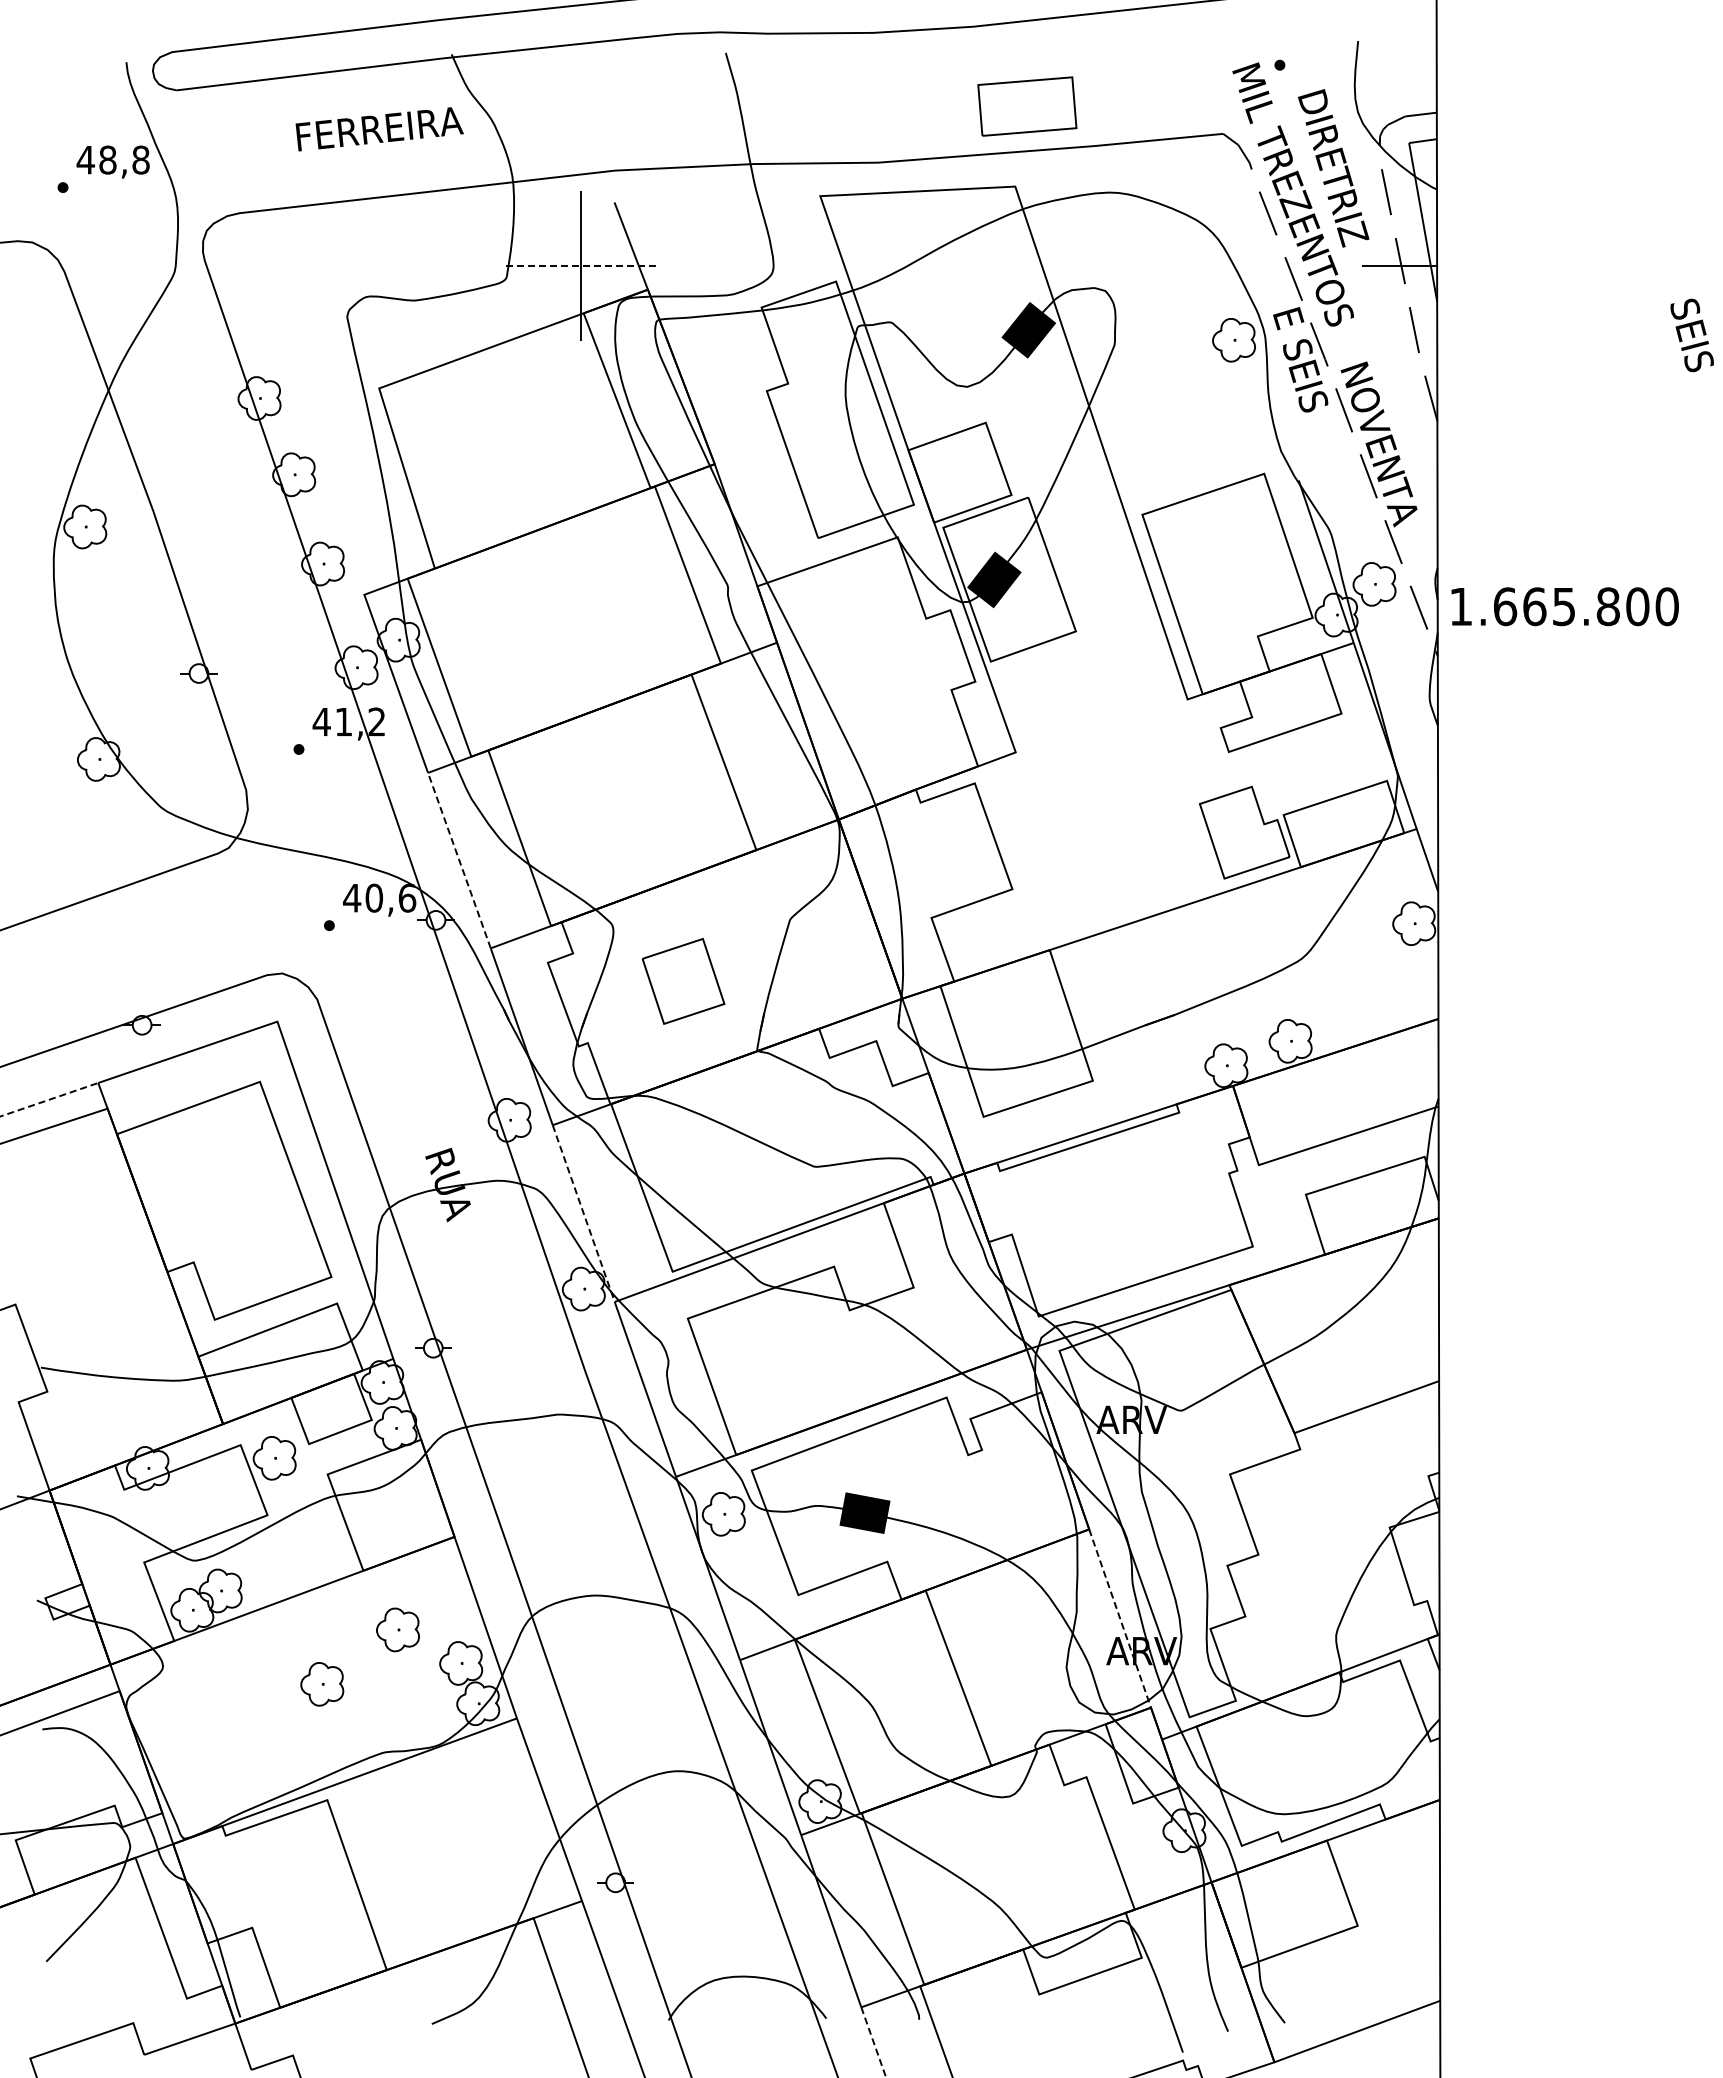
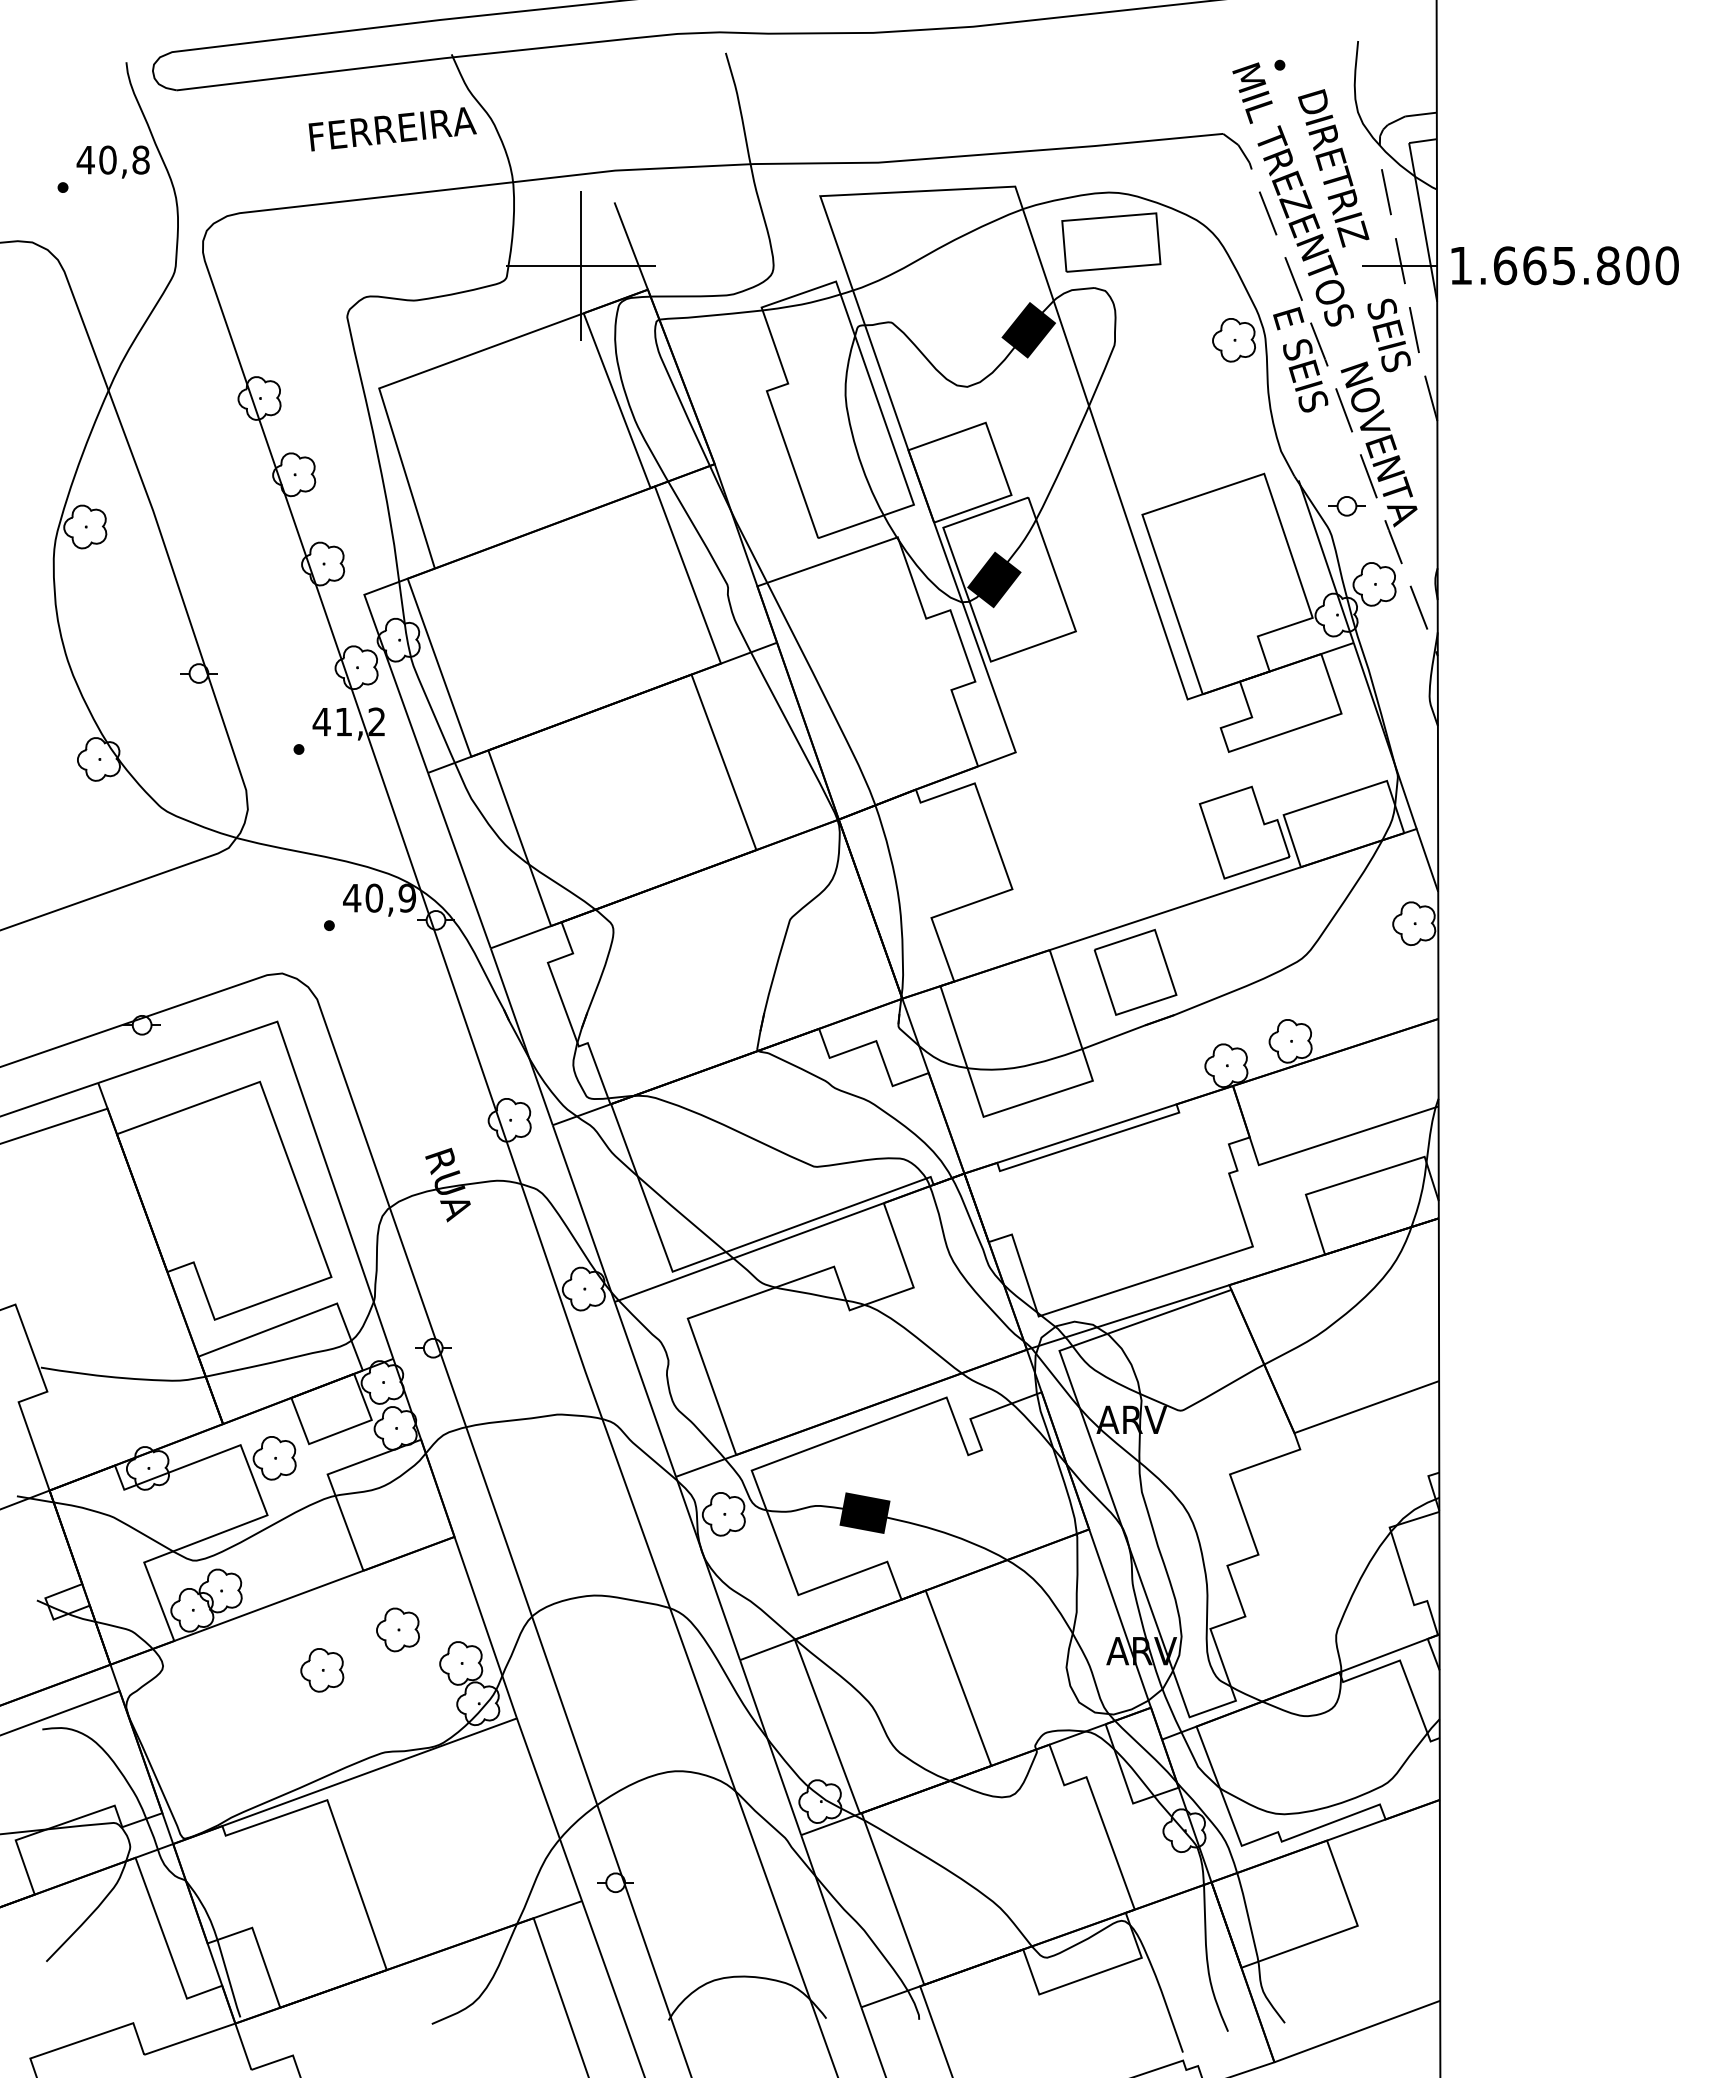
part position: (1027, 106) -> (1111, 242) (1111, 242)
text position: (379, 129) -> (392, 129) (392, 129)
text: 48,8 -> 40,8 (107, 160)
line: dashed -> solid (580, 265)
text position: (1691, 335) -> (1388, 335) (1388, 335)
part: none -> present (1346, 506)
text position: (1564, 606) -> (1564, 265) (1564, 265)
line: dashed -> solid (459, 860)
text: 40,6 -> 40,9 (407, 897)
part position: (683, 980) -> (1135, 971) (1135, 971)
line: dashed -> solid (49, 1099)
line: dashed -> solid (583, 1213)
line: dashed -> solid (1120, 1619)
part position: (322, 1684) -> (322, 1670) (322, 1670)
line: dashed -> solid (873, 2043)
